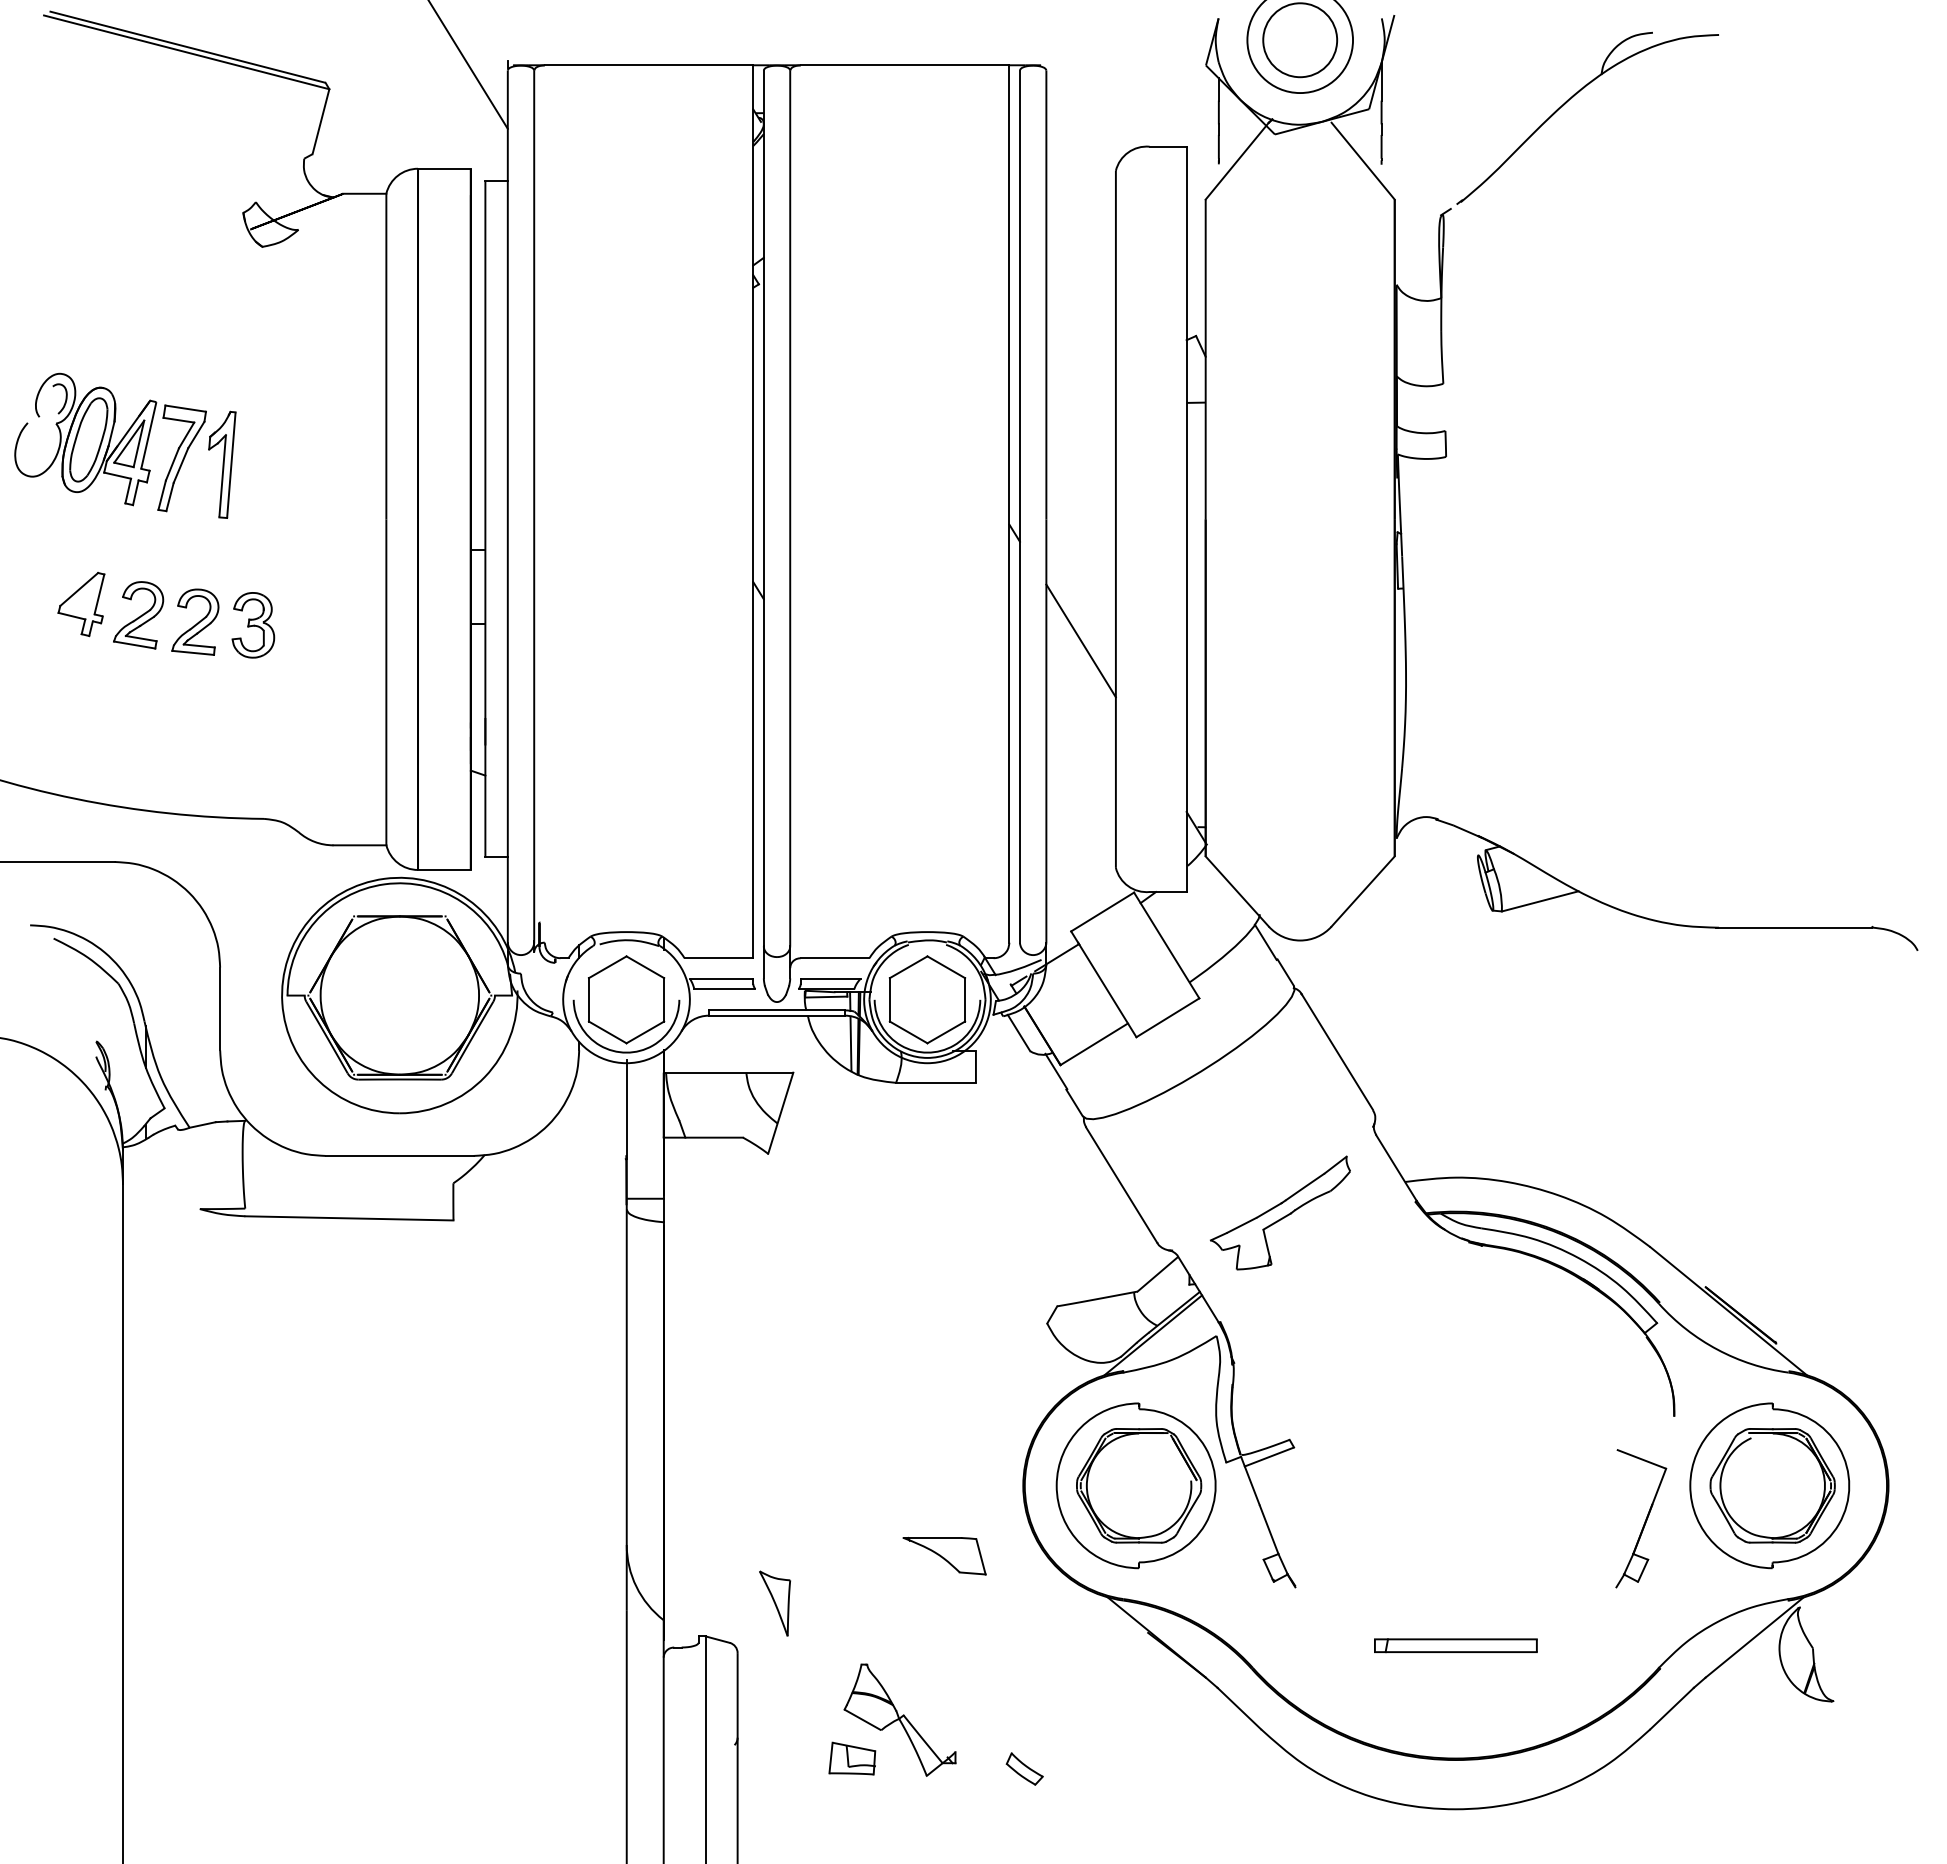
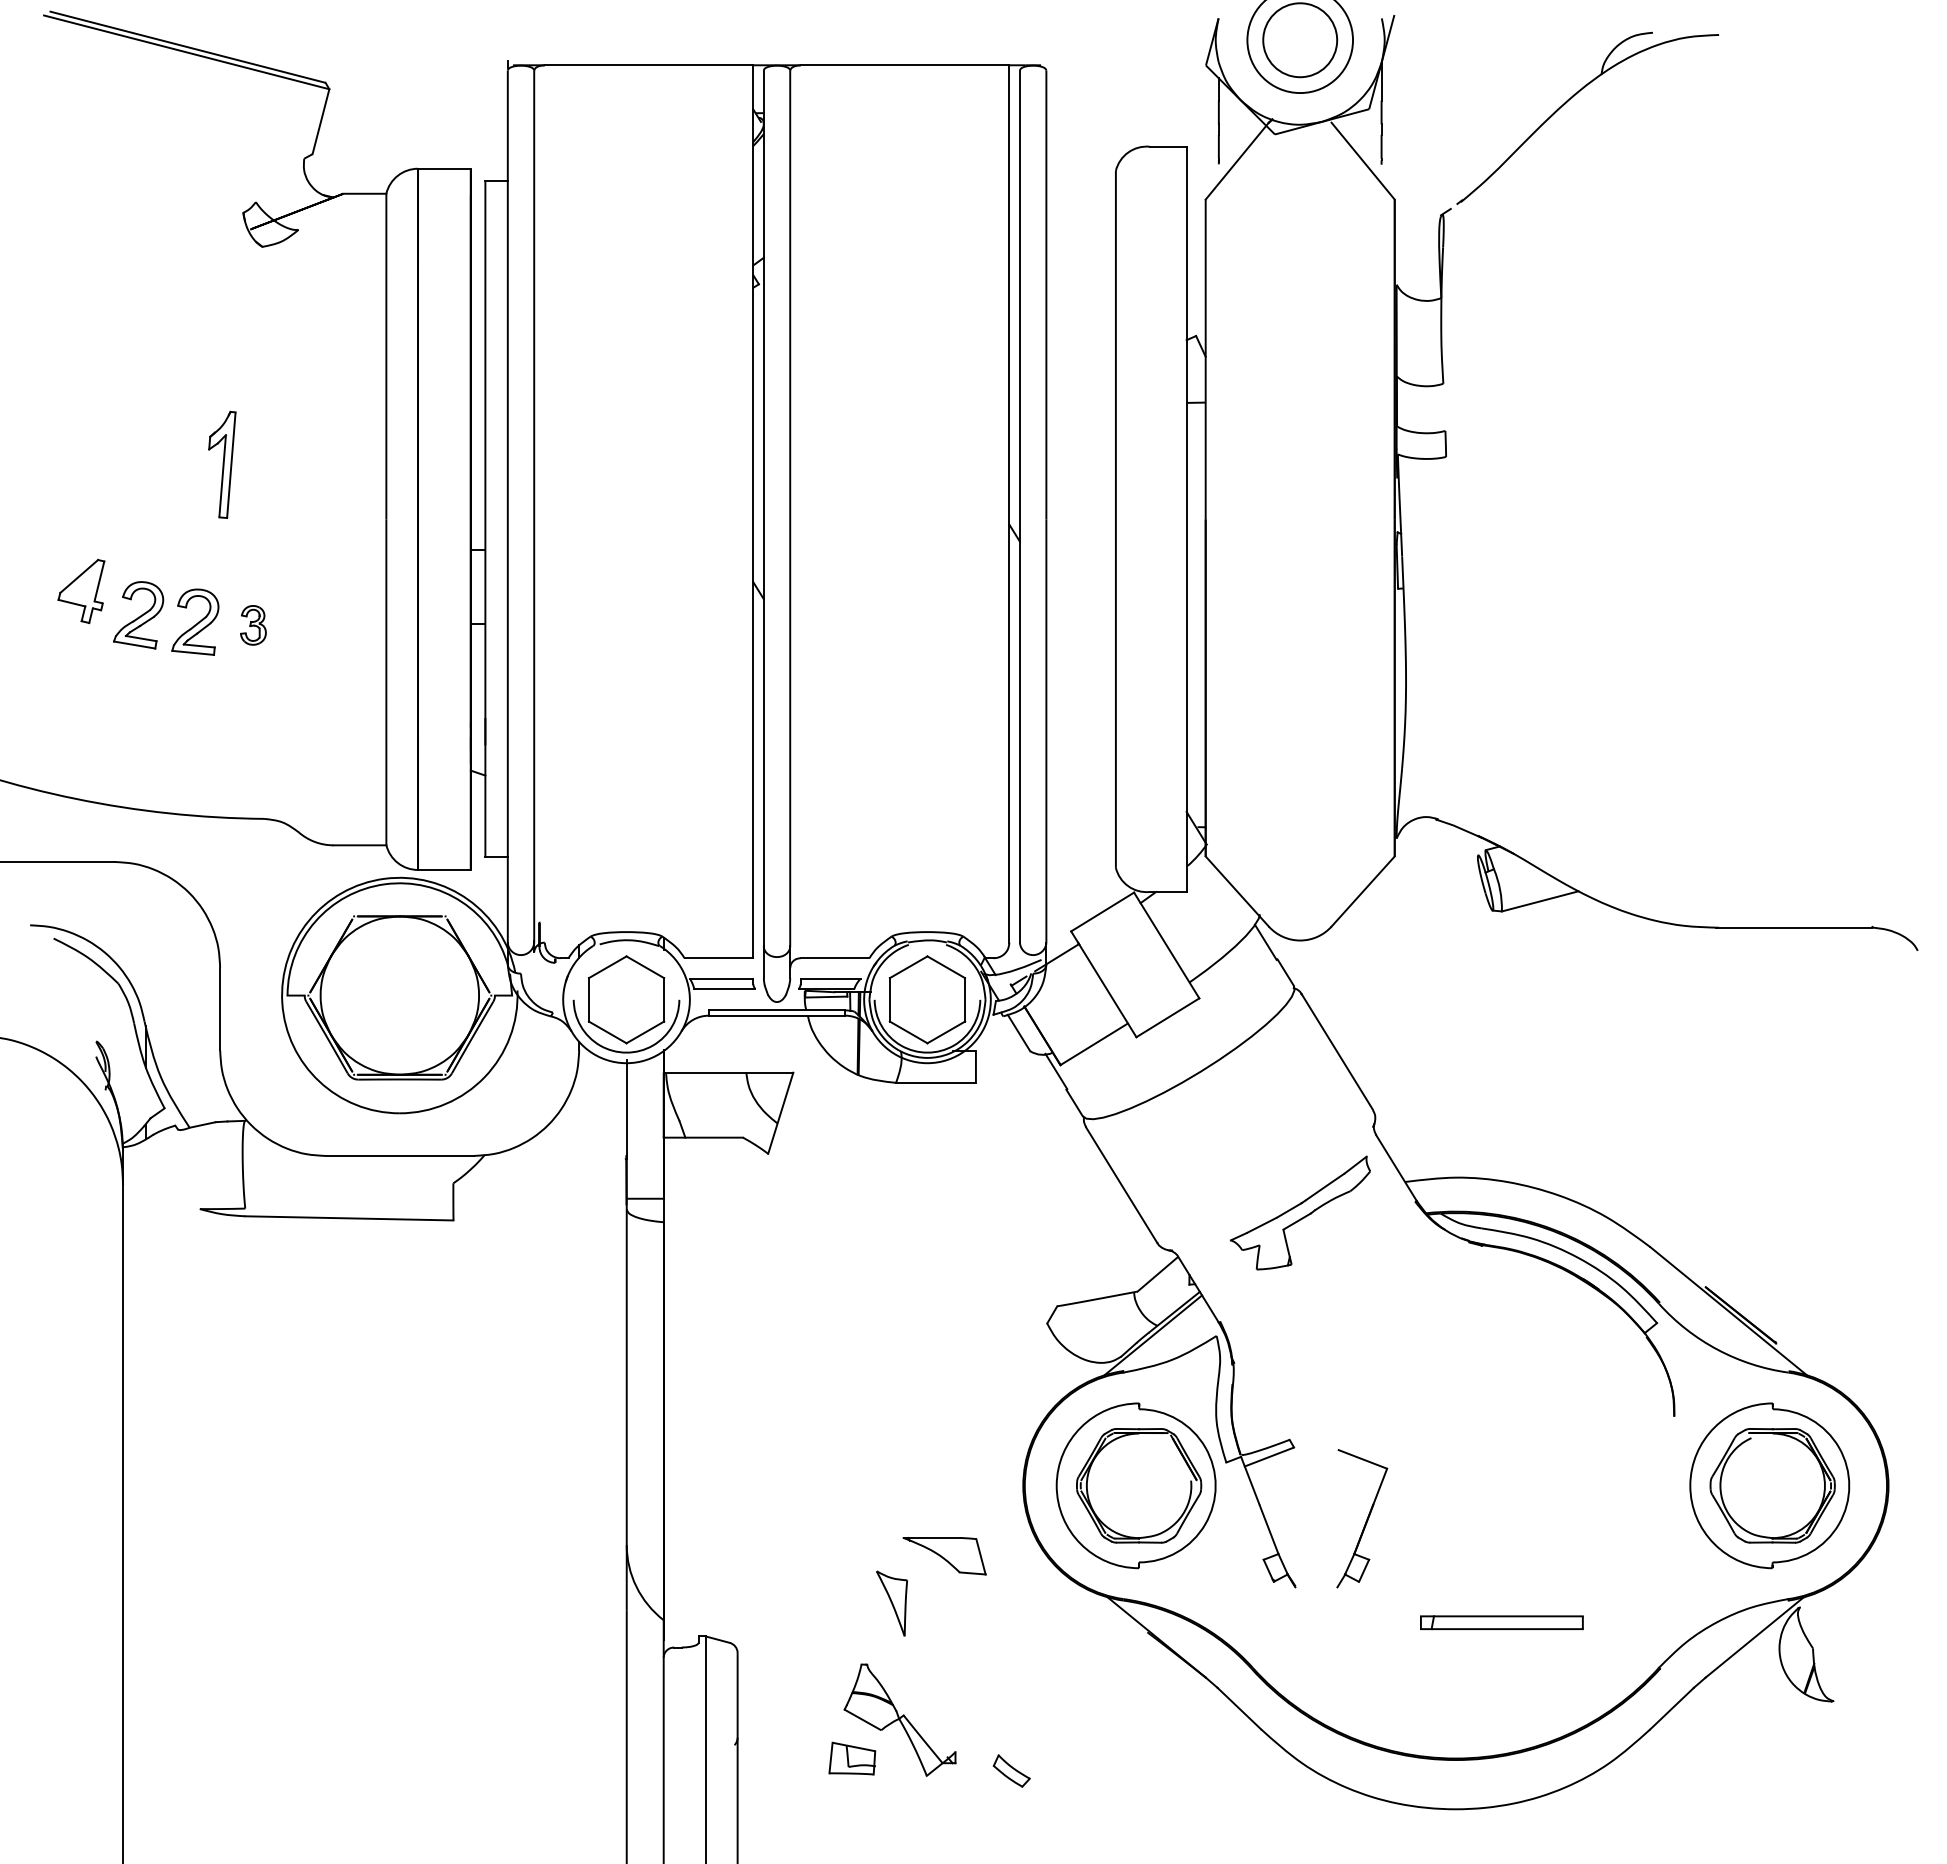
line: present -> none (468, 65)
part: present -> none (110, 442)
part position: (81, 604) -> (81, 591) (81, 591)
part size: 45x67 px -> 27x41 px (253, 625)
line: present -> none (1080, 640)
line: present -> none (850, 1043)
part position: (1280, 1212) -> (1300, 1212) (1300, 1212)
part position: (1641, 1518) -> (1362, 1518) (1362, 1518)
part position: (774, 1603) -> (891, 1603) (891, 1603)
part position: (1455, 1645) -> (1501, 1622) (1501, 1622)
part position: (1024, 1768) -> (1011, 1770) (1011, 1770)
